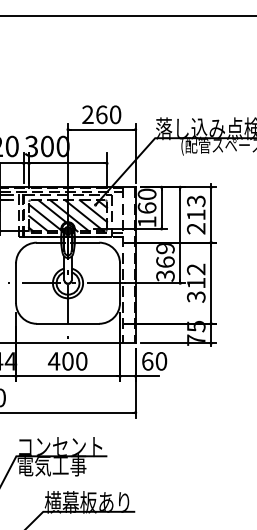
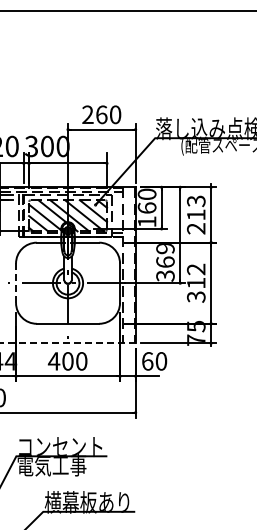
line position: (127, 15) -> (127, 10) (127, 10)
line: solid -> dashed (16, 283)
line: solid -> dashed (67, 343)
